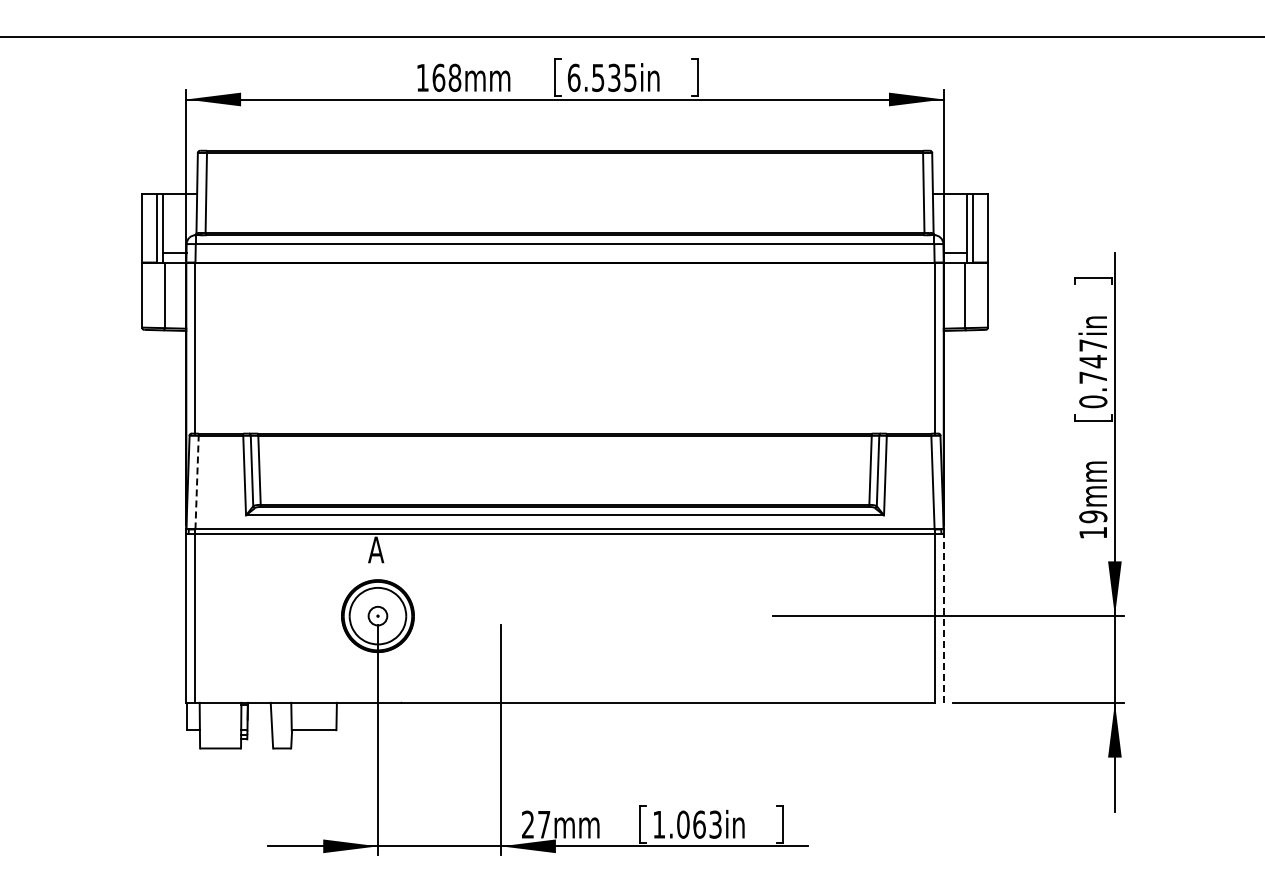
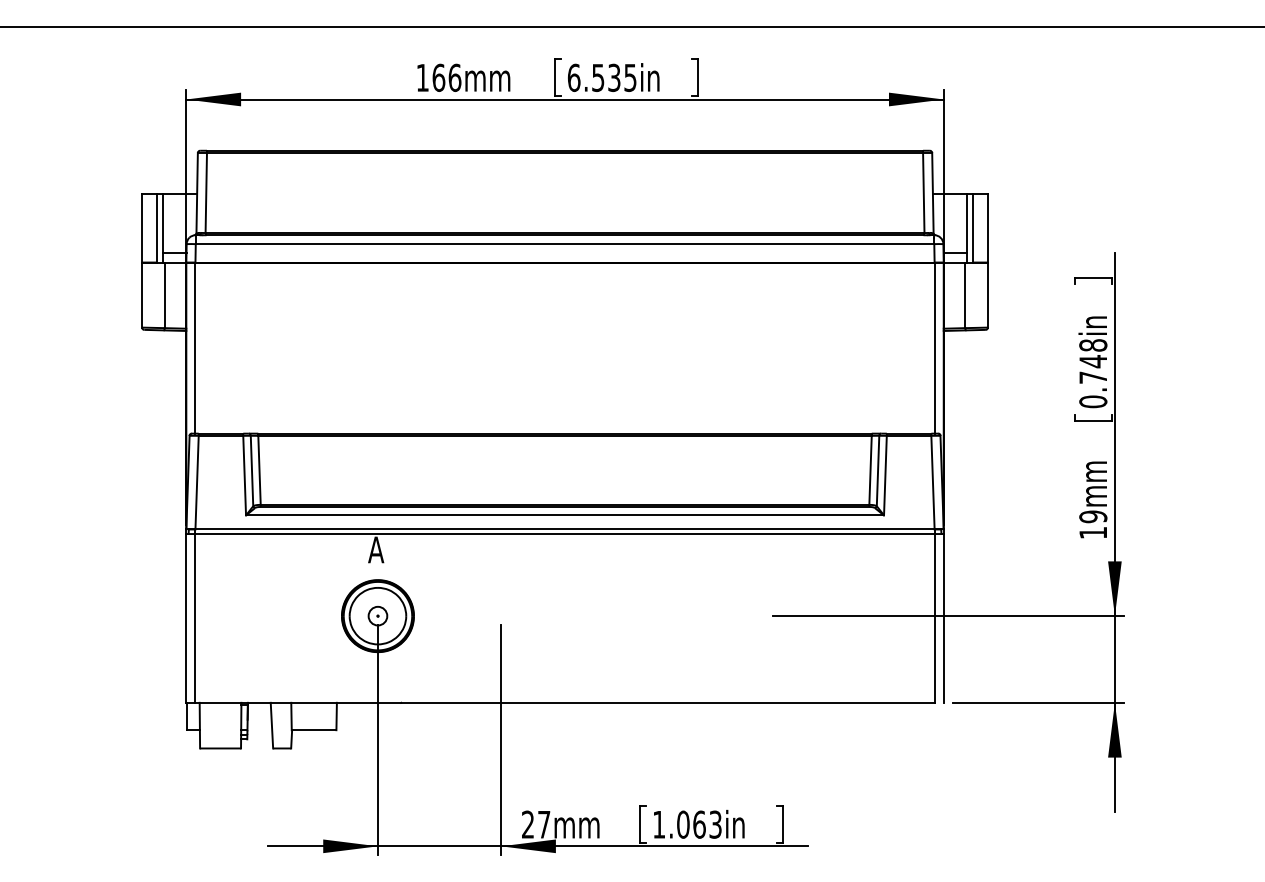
line position: (631, 36) -> (631, 26) (631, 26)
text: 168mm -> 166mm (454, 77)
text: 0.747in -> 0.748in (1093, 345)
line: dashed -> solid (197, 482)
line: dashed -> solid (943, 617)
